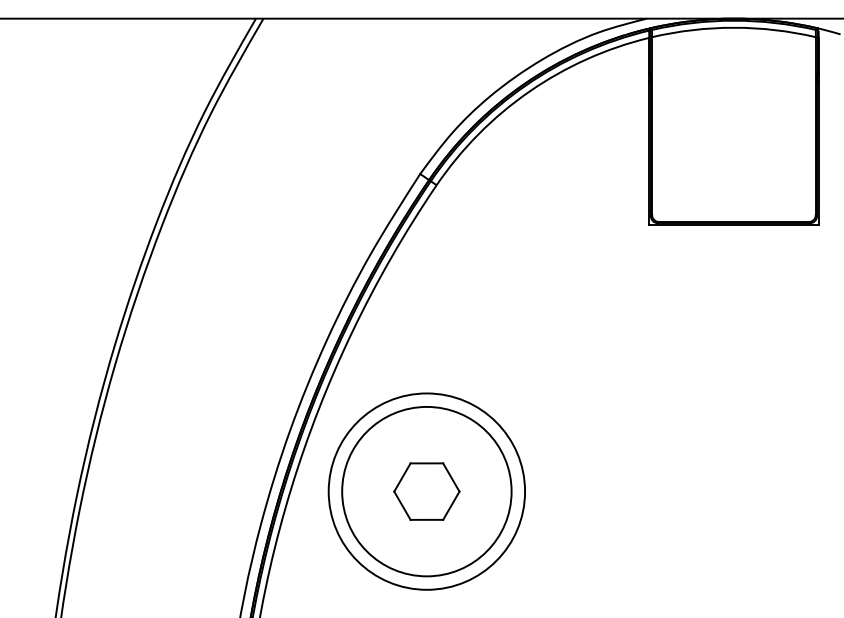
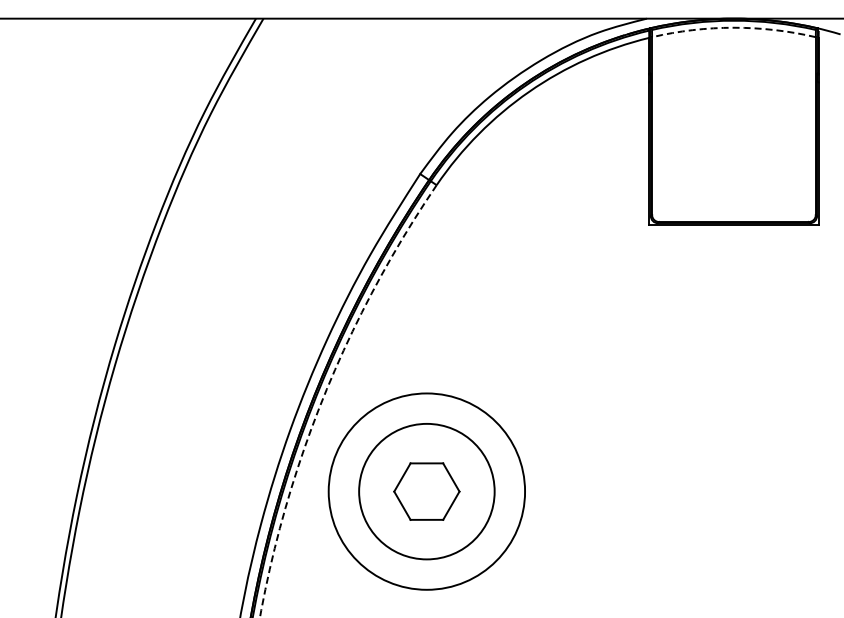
arc: solid -> dashed (733, 27)
arc: solid -> dashed (326, 389)
circle diameter: 169 px -> 136 px (426, 491)
